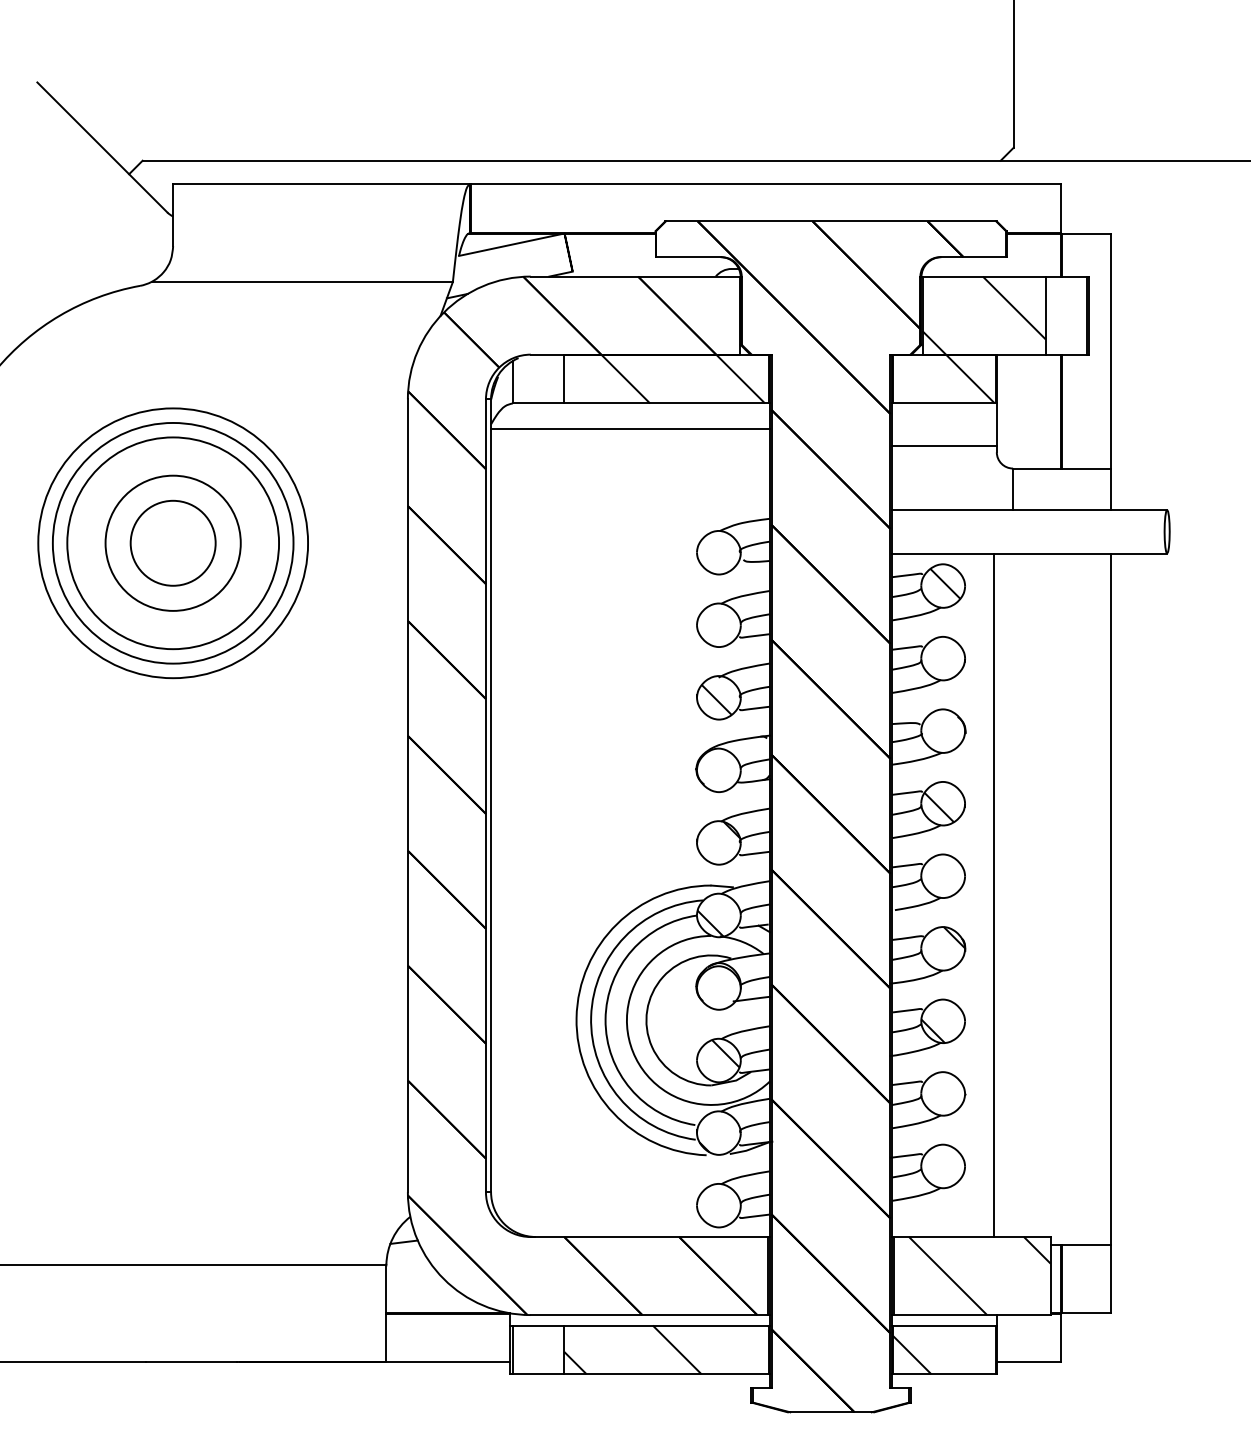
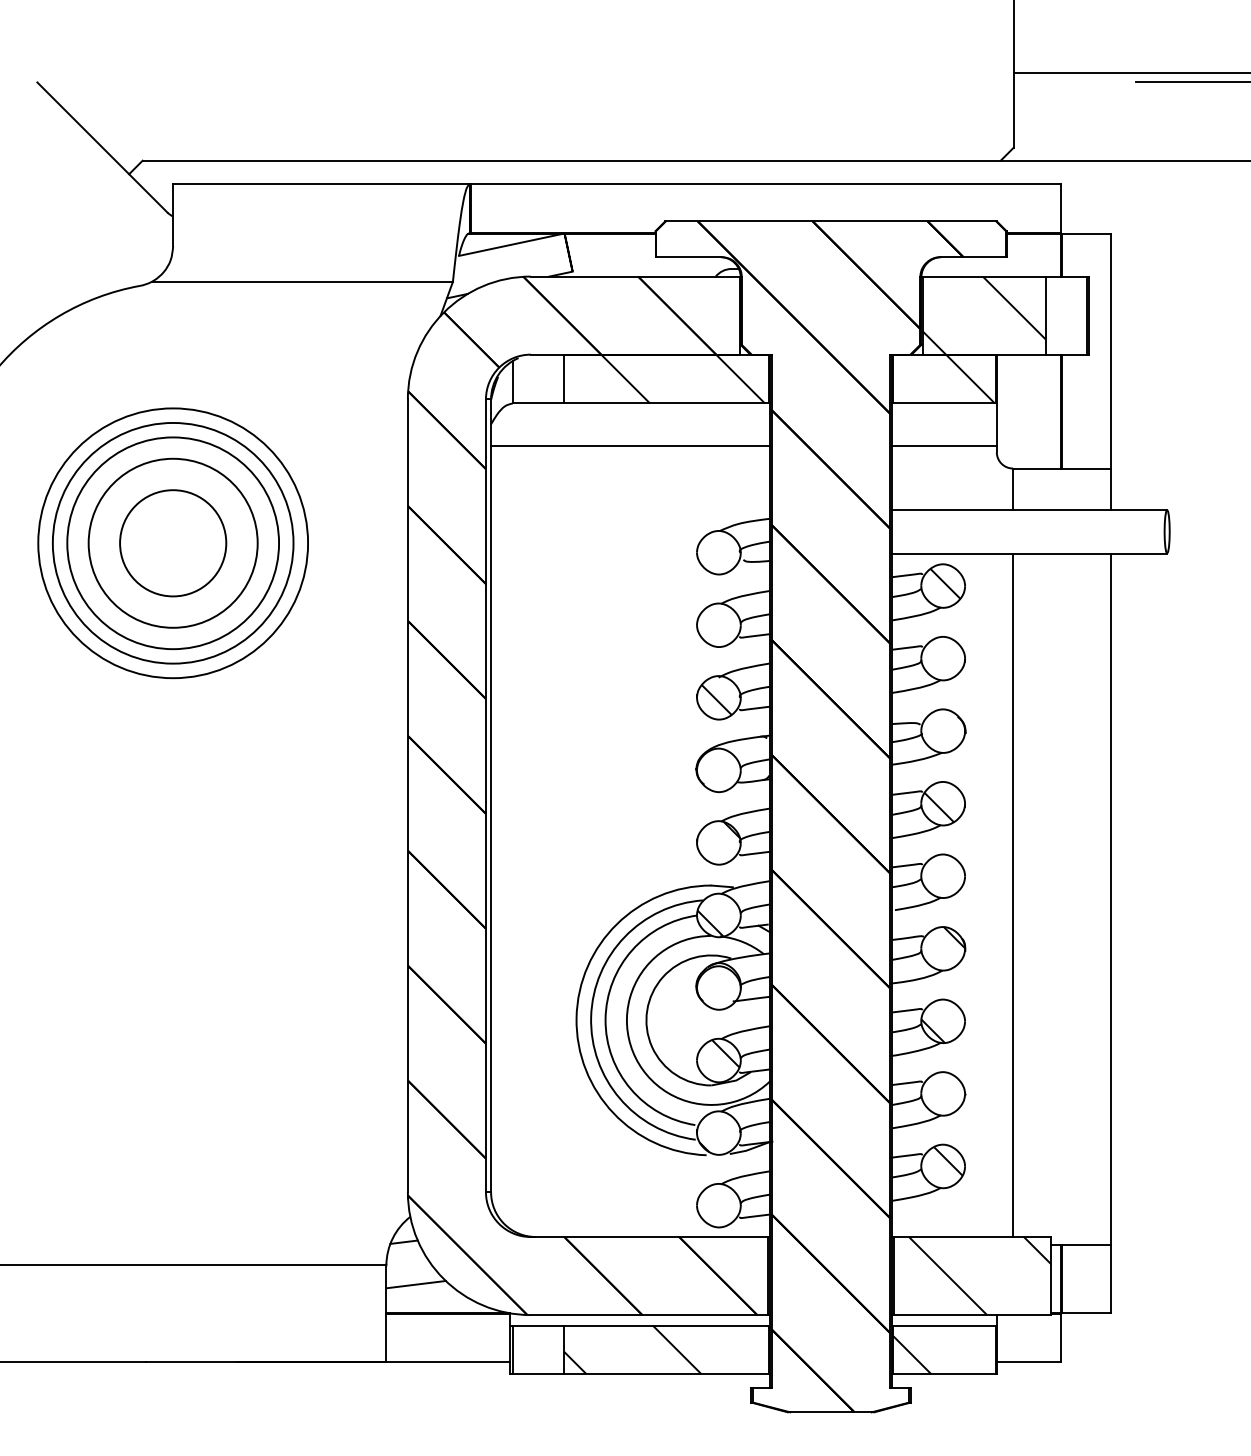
line: none -> present (1130, 72)
line: none -> present (1191, 81)
line position: (630, 428) -> (630, 445) (630, 445)
circle diameter: 135 px -> 169 px (172, 542)
circle diameter: 85 px -> 106 px (173, 543)
line position: (994, 895) -> (1013, 895) (1013, 895)
hatch: none -> present (947, 1161)
line: none -> present (415, 1284)
